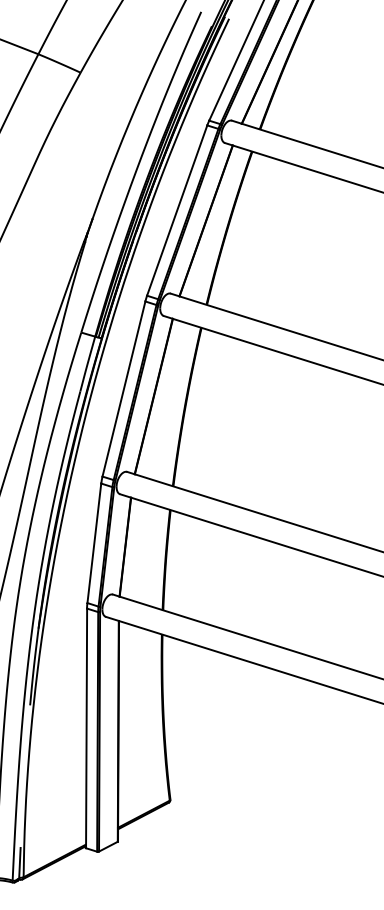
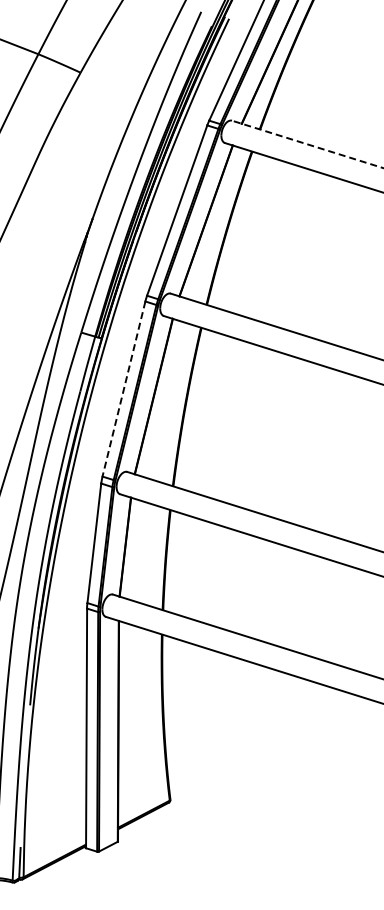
line: solid -> dashed (307, 144)
line: solid -> dashed (123, 389)
